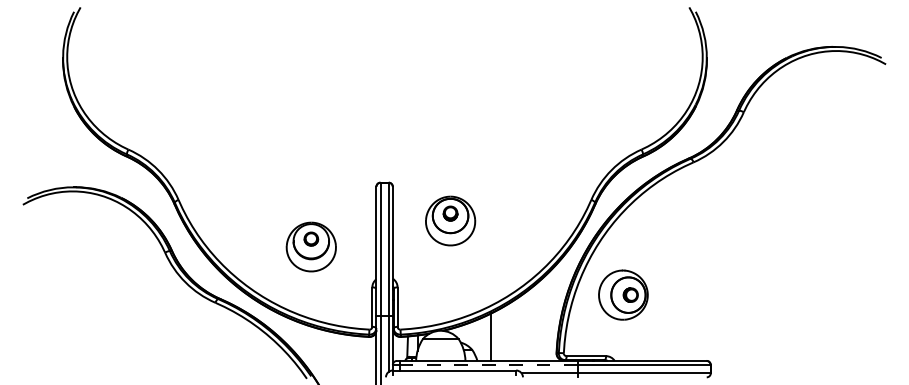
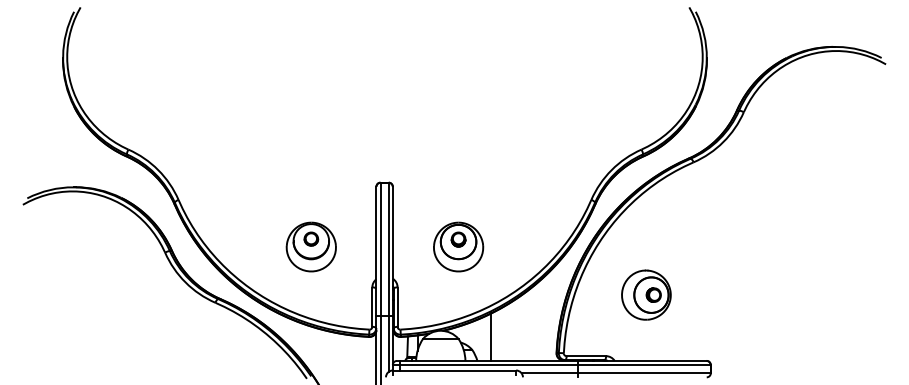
part position: (450, 220) -> (458, 246) (458, 246)
part position: (623, 294) -> (646, 294) (646, 294)
line: dashed -> solid (488, 365)
